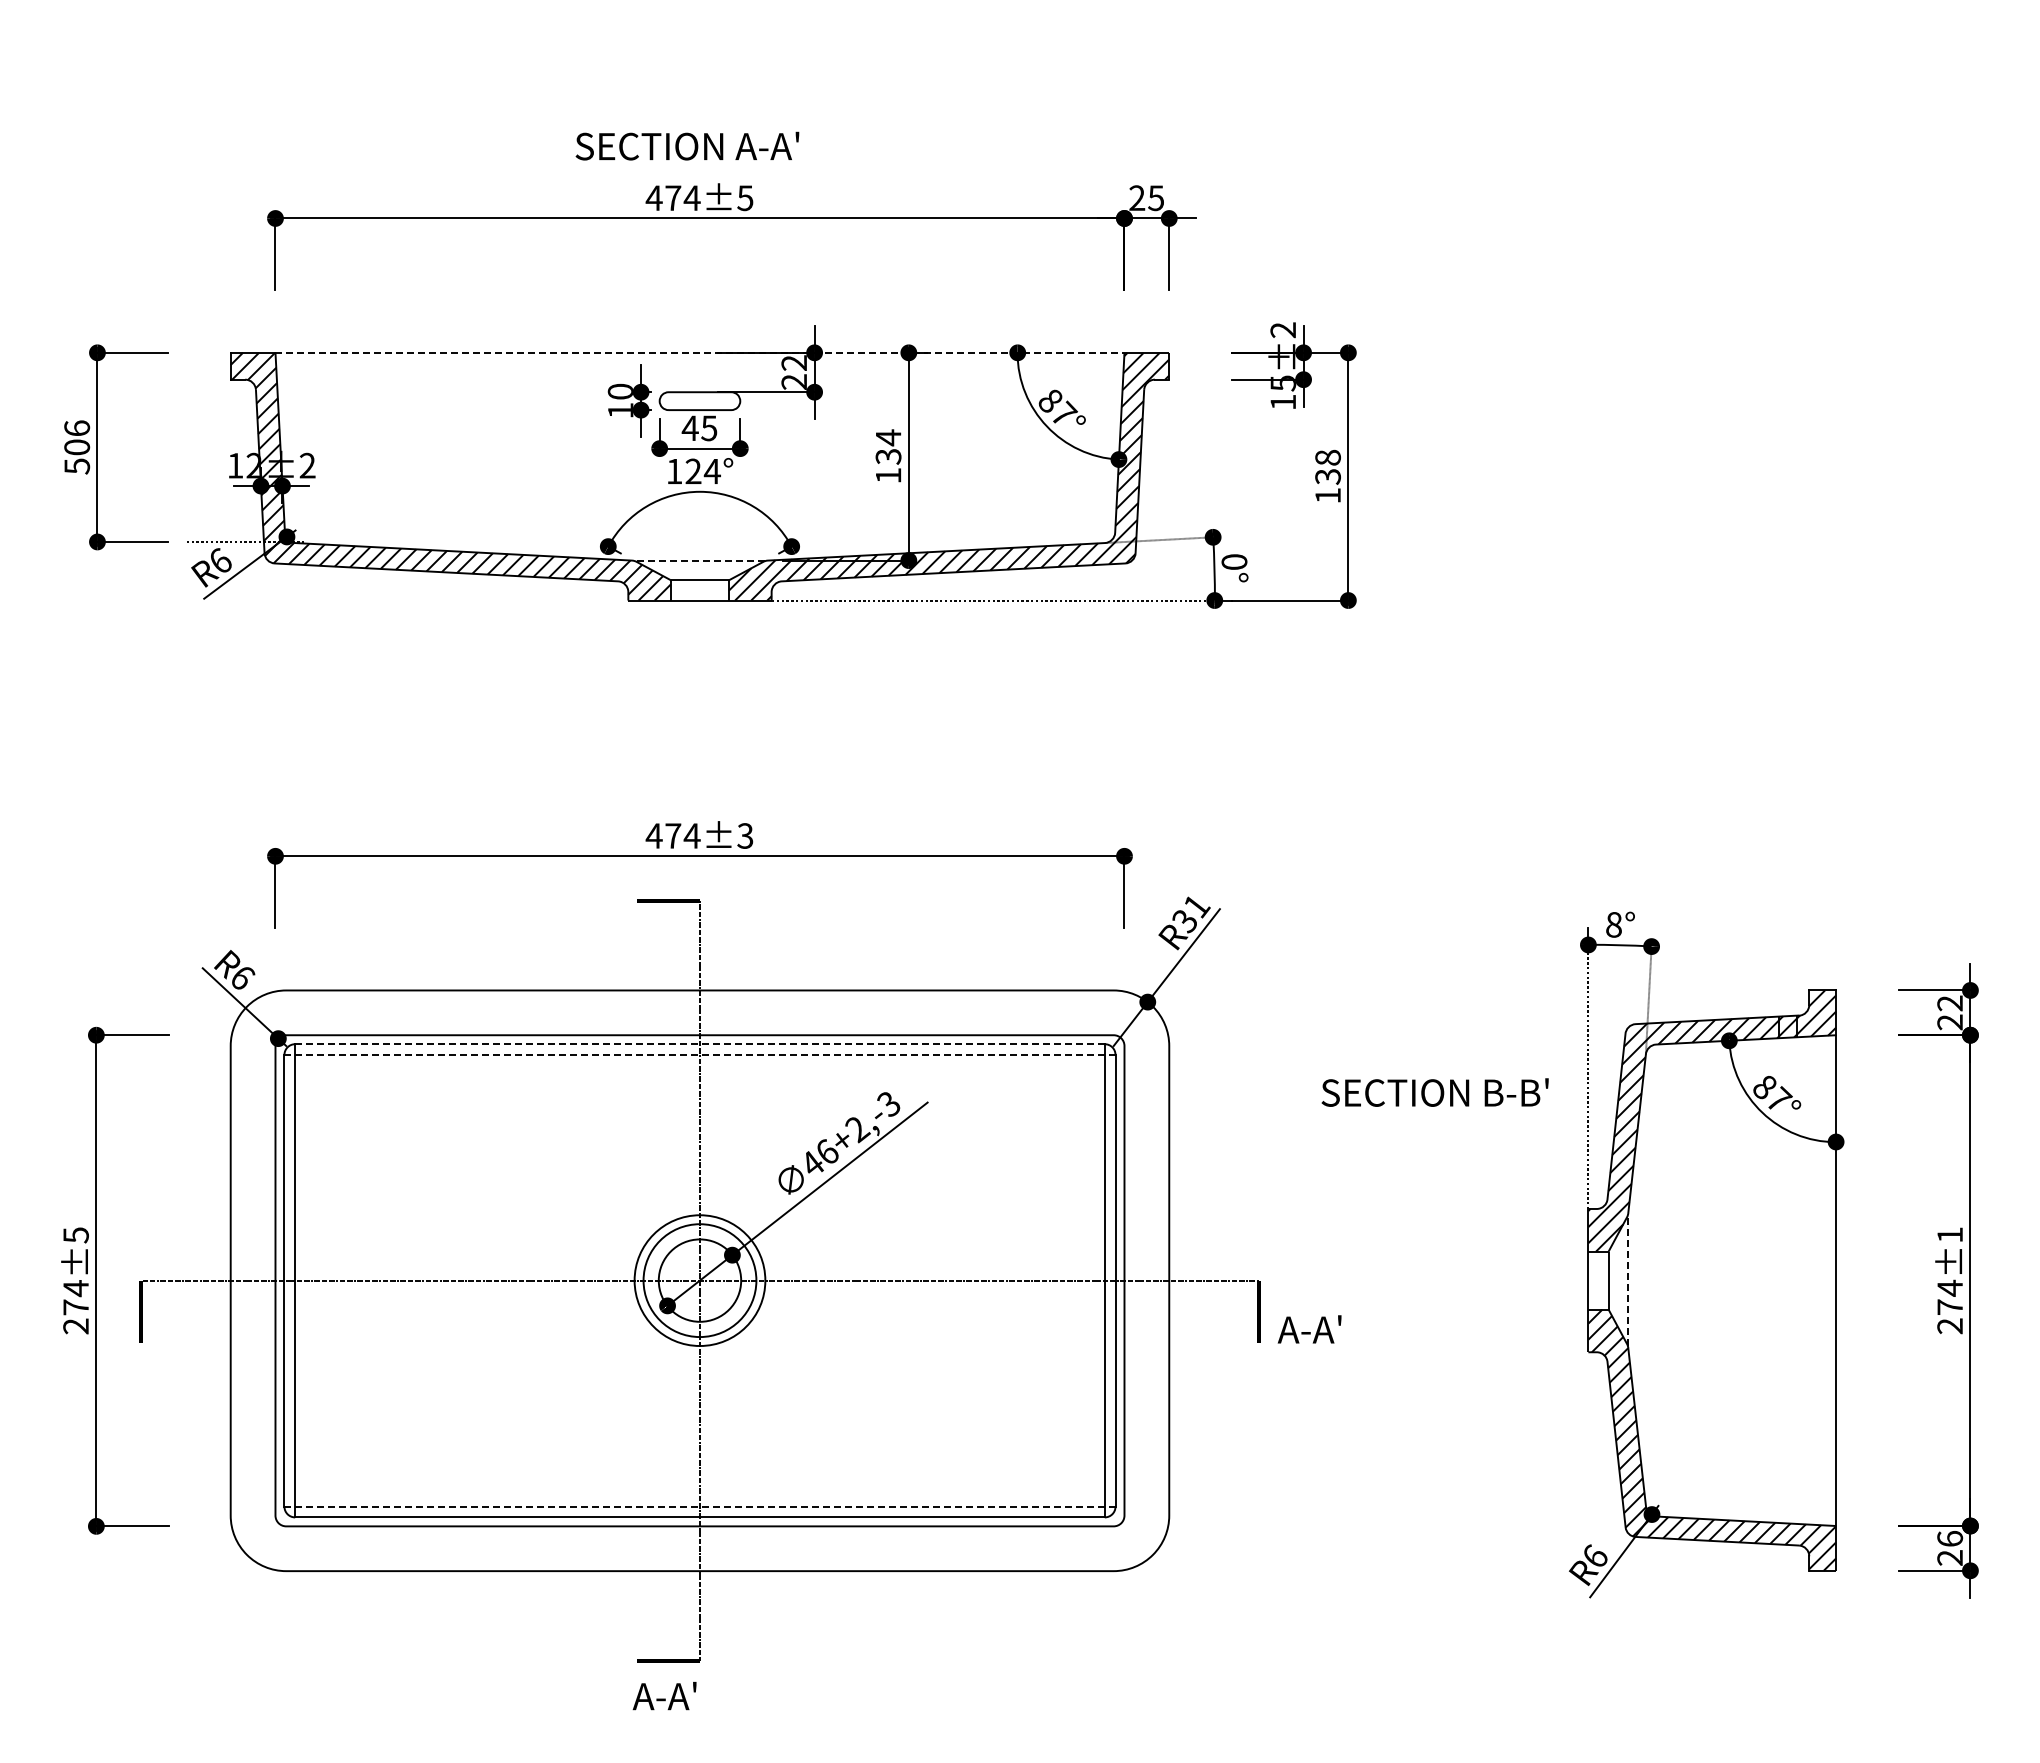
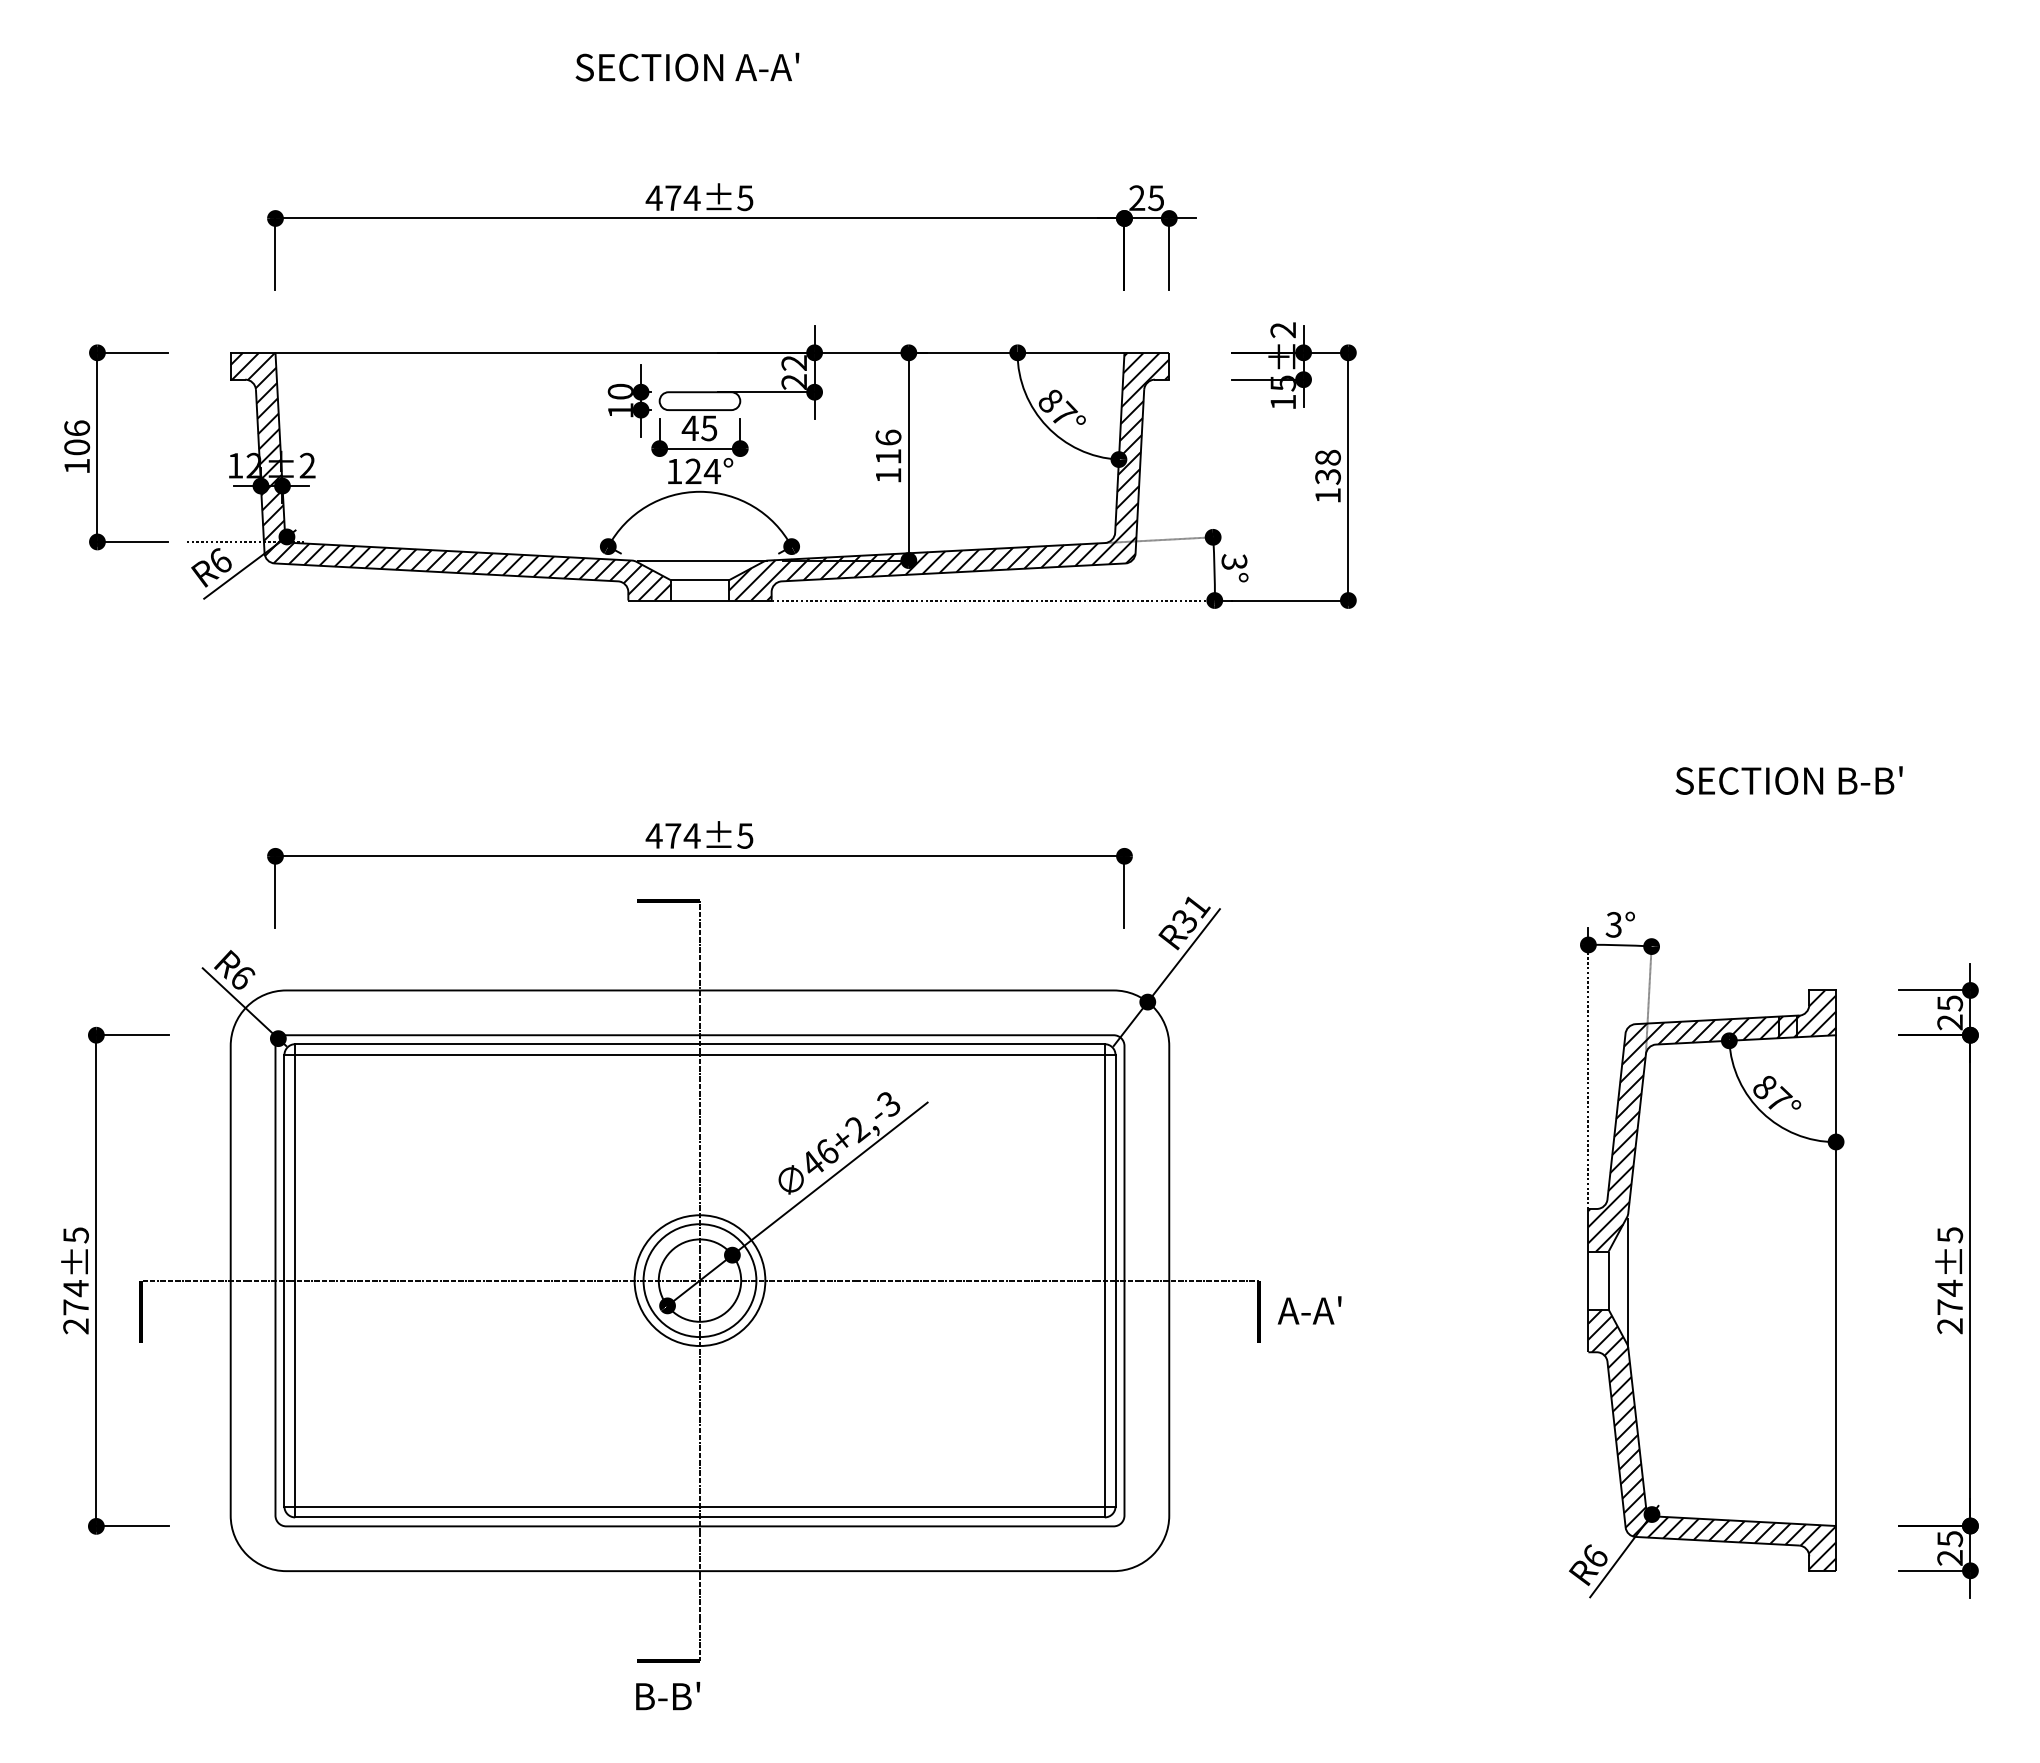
text position: (687, 145) -> (687, 66) (687, 66)
line: dashed -> solid (700, 352)
text: 134 -> 116 (888, 446)
text: 506 -> 106 (77, 466)
line: dashed -> solid (702, 560)
text: 0° -> 3° (1234, 561)
text: 474±3 -> 474±5 (745, 835)
text: 8° -> 3° (1613, 924)
text: 22 -> 25 (1950, 1003)
line: dashed -> solid (699, 1044)
line: dashed -> solid (699, 1054)
text position: (1434, 1092) -> (1788, 780) (1788, 780)
text: 274±1 -> 274±5 (1950, 1235)
line: dashed -> solid (1628, 1283)
text position: (1309, 1329) -> (1309, 1310) (1309, 1310)
line: dashed -> solid (699, 1506)
text: 26 -> 25 (1950, 1539)
text: A-A' -> B-B' (666, 1695)
